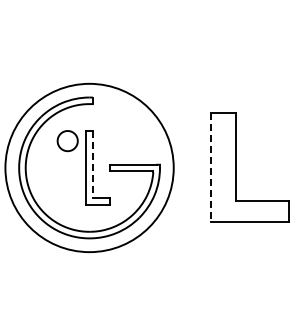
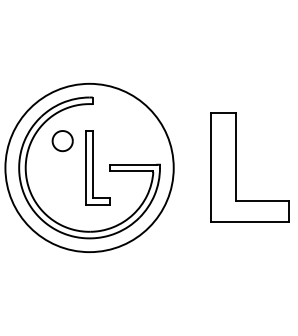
part position: (67, 141) -> (62, 141) (62, 141)
line: dashed -> solid (92, 164)
line: dashed -> solid (211, 168)
